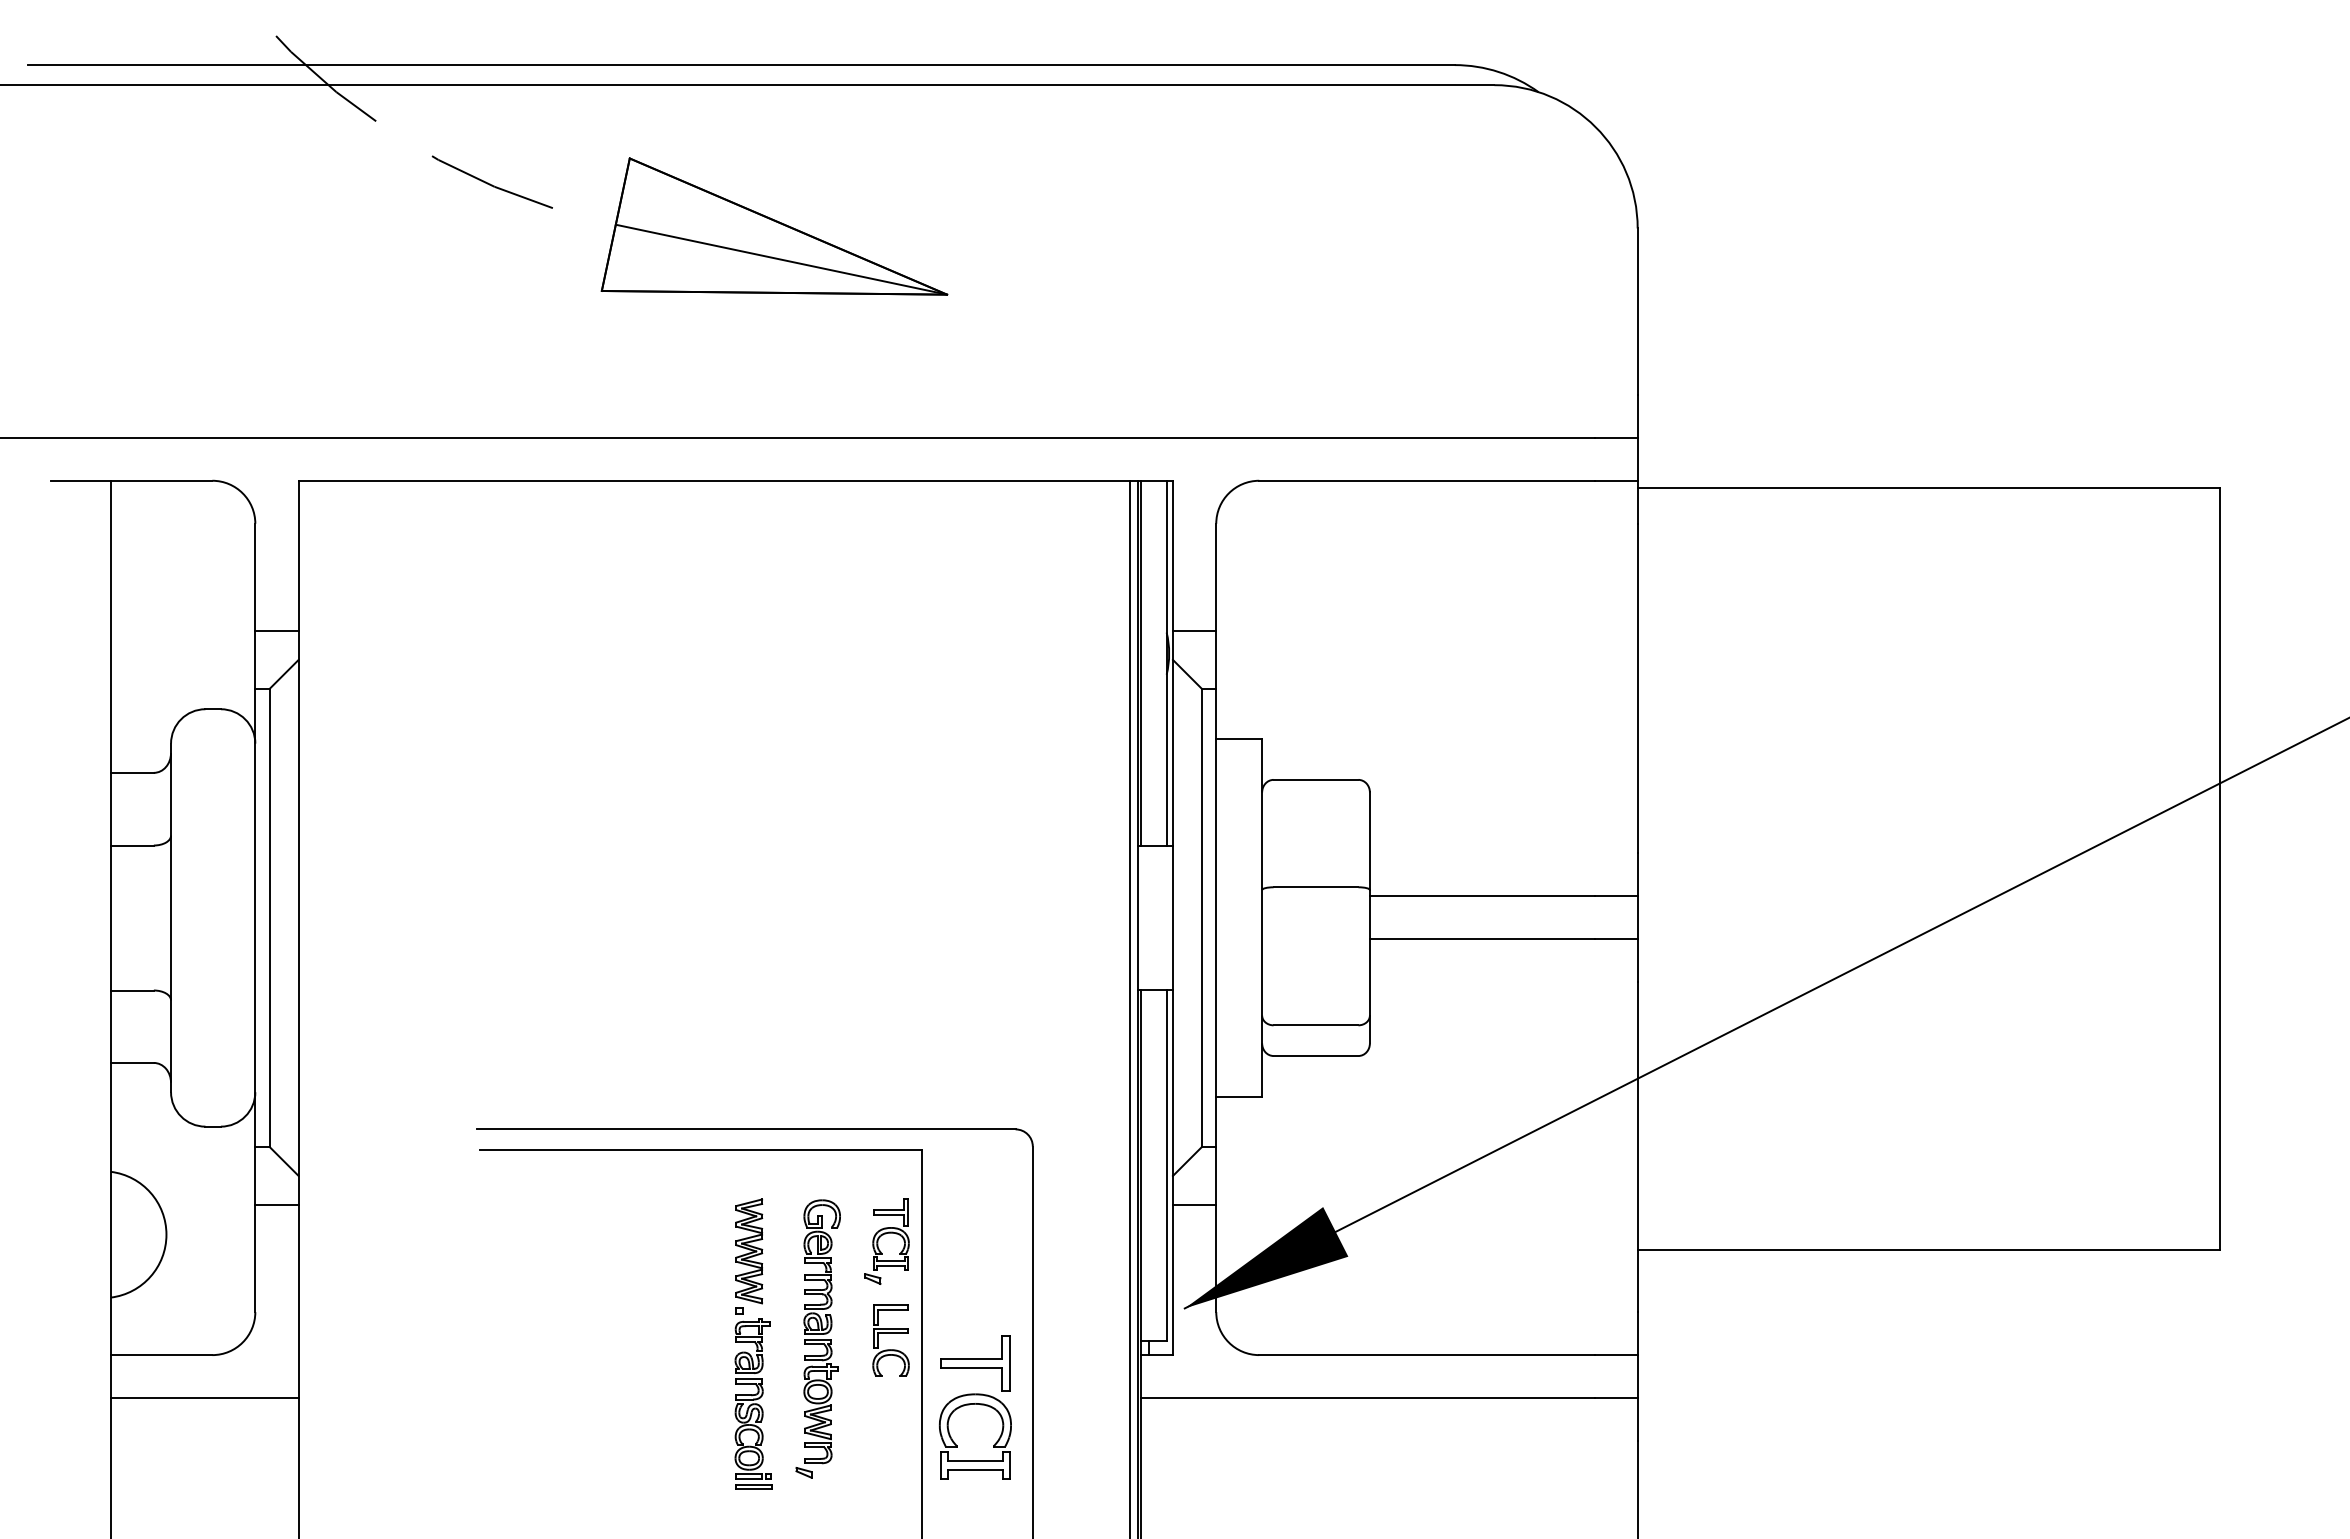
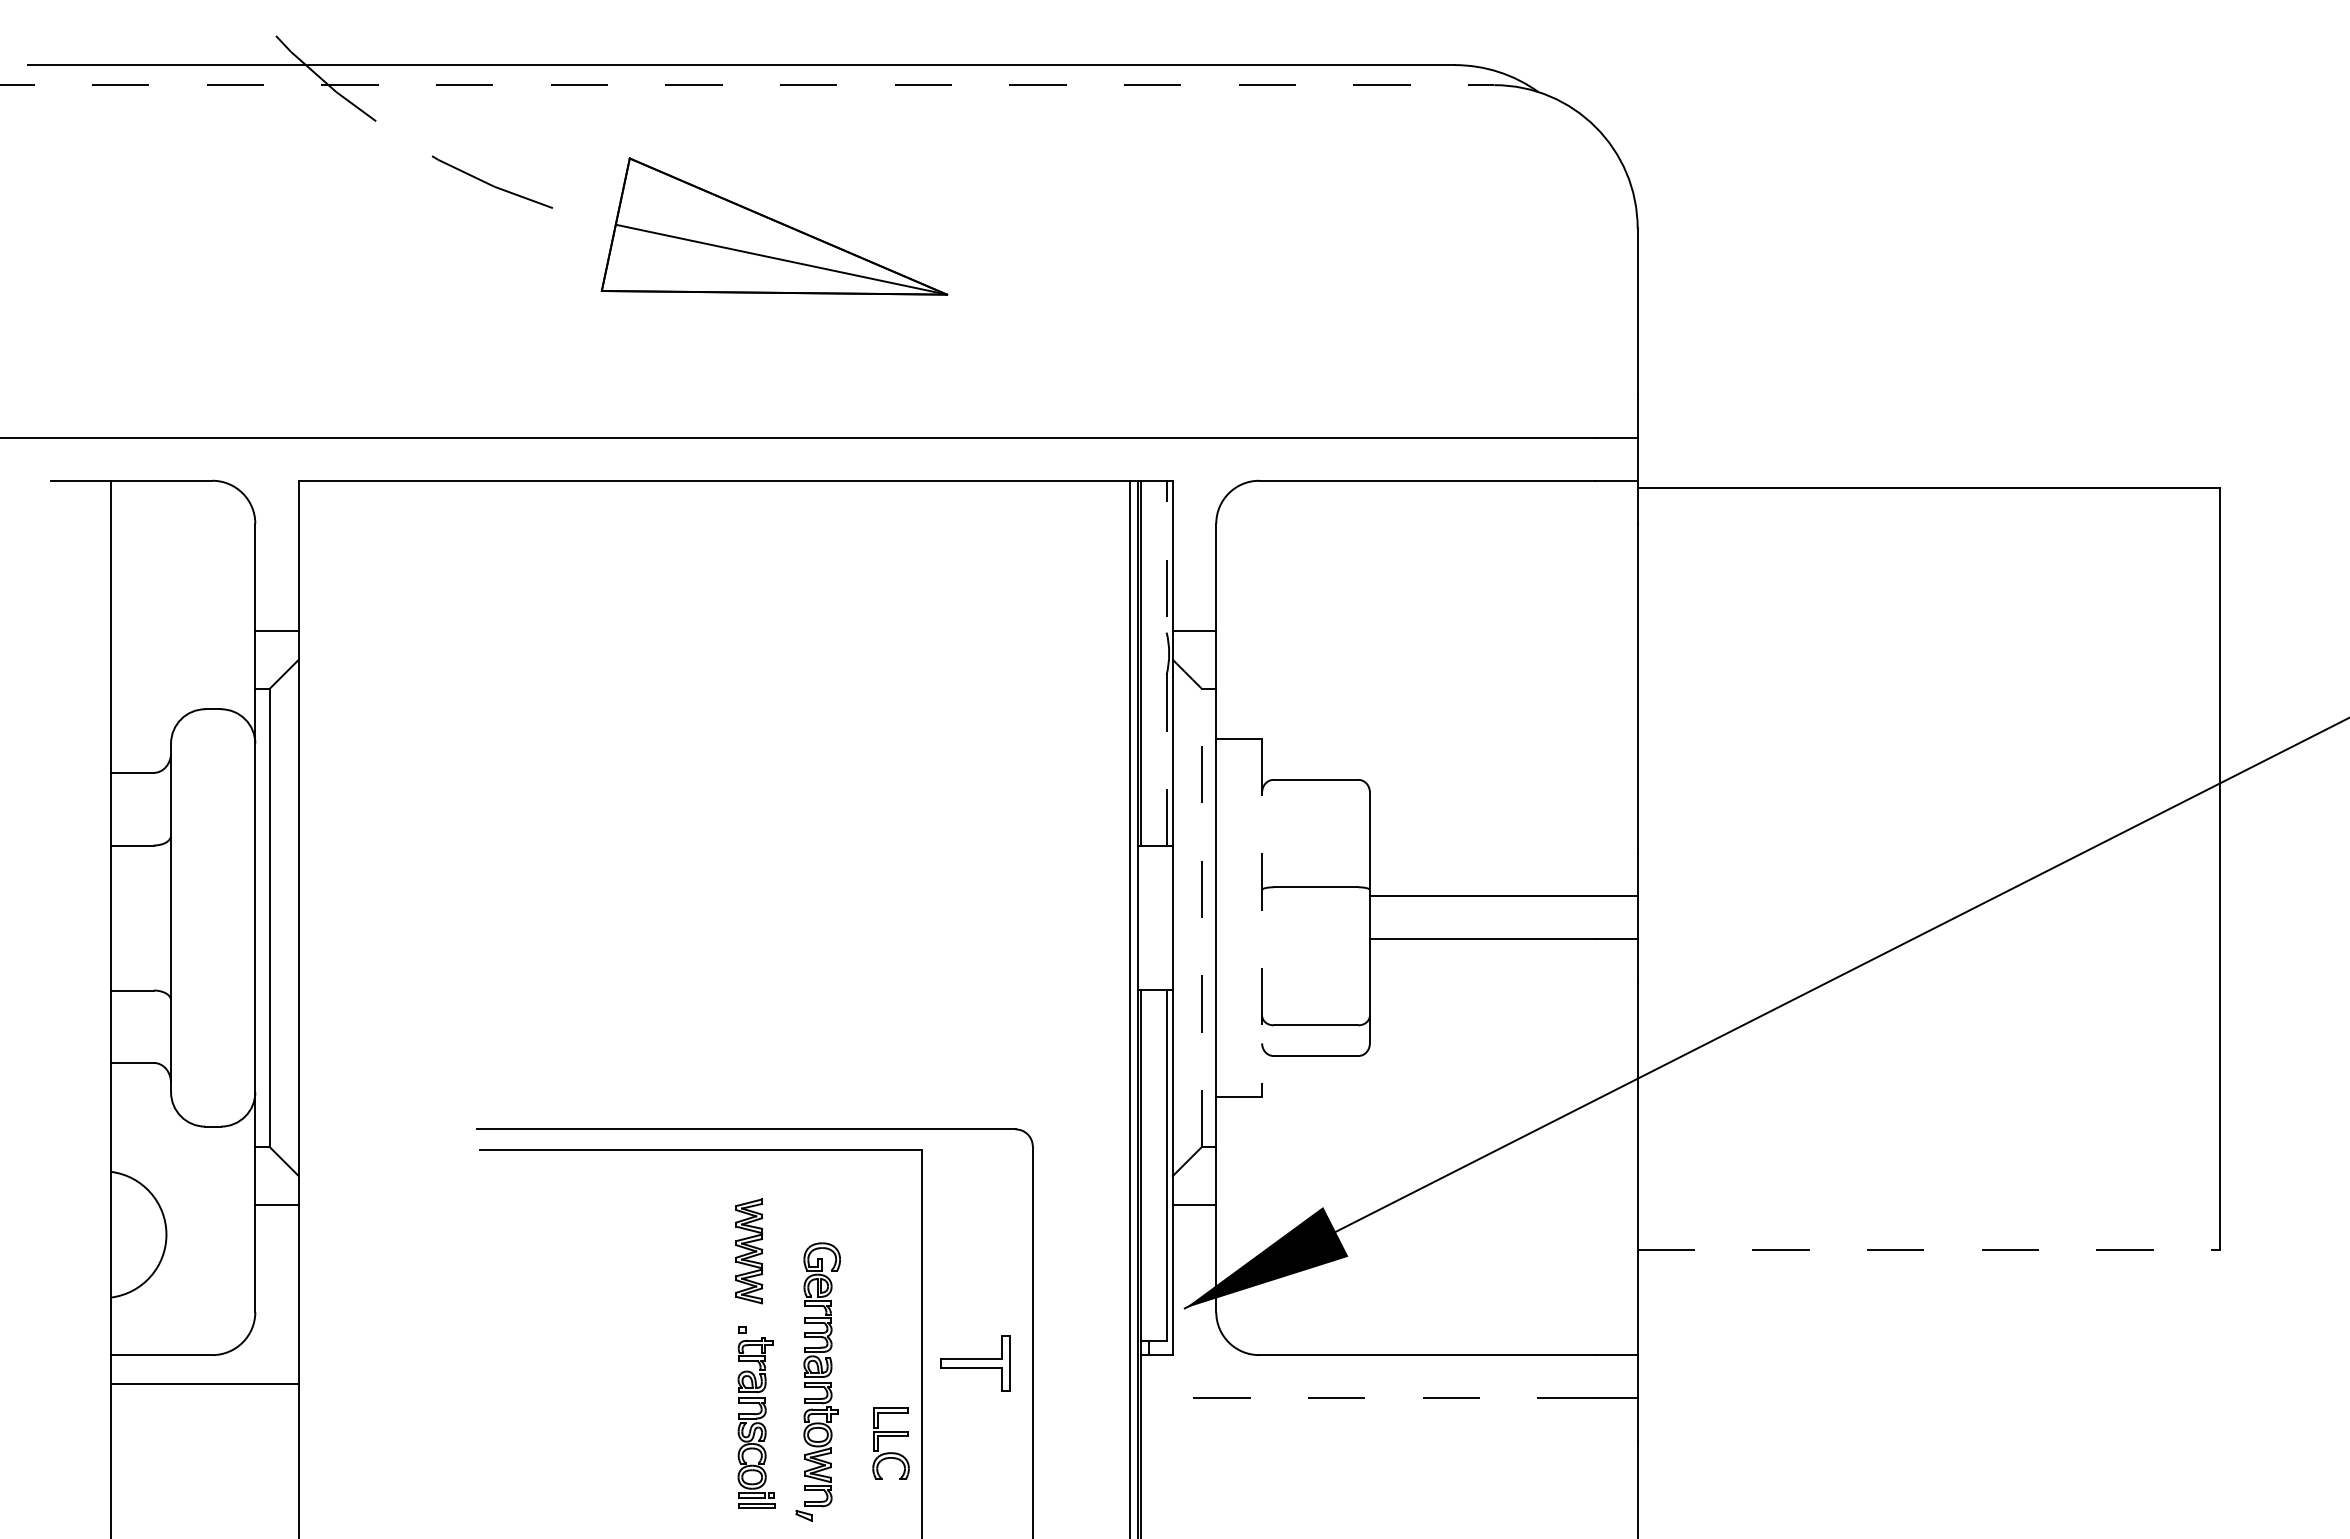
line: solid -> dashed (747, 85)
line: solid -> dashed (1166, 663)
line: solid -> dashed (1201, 917)
line: solid -> dashed (1262, 918)
part: present -> none (883, 1235)
line: solid -> dashed (1928, 1250)
part position: (890, 1333) -> (890, 1436) (890, 1436)
part position: (817, 1338) -> (817, 1381) (817, 1381)
line position: (204, 1398) -> (204, 1384) (204, 1384)
part position: (753, 1398) -> (756, 1417) (756, 1417)
line: solid -> dashed (1368, 1398)
part: present -> none (957, 1445)
